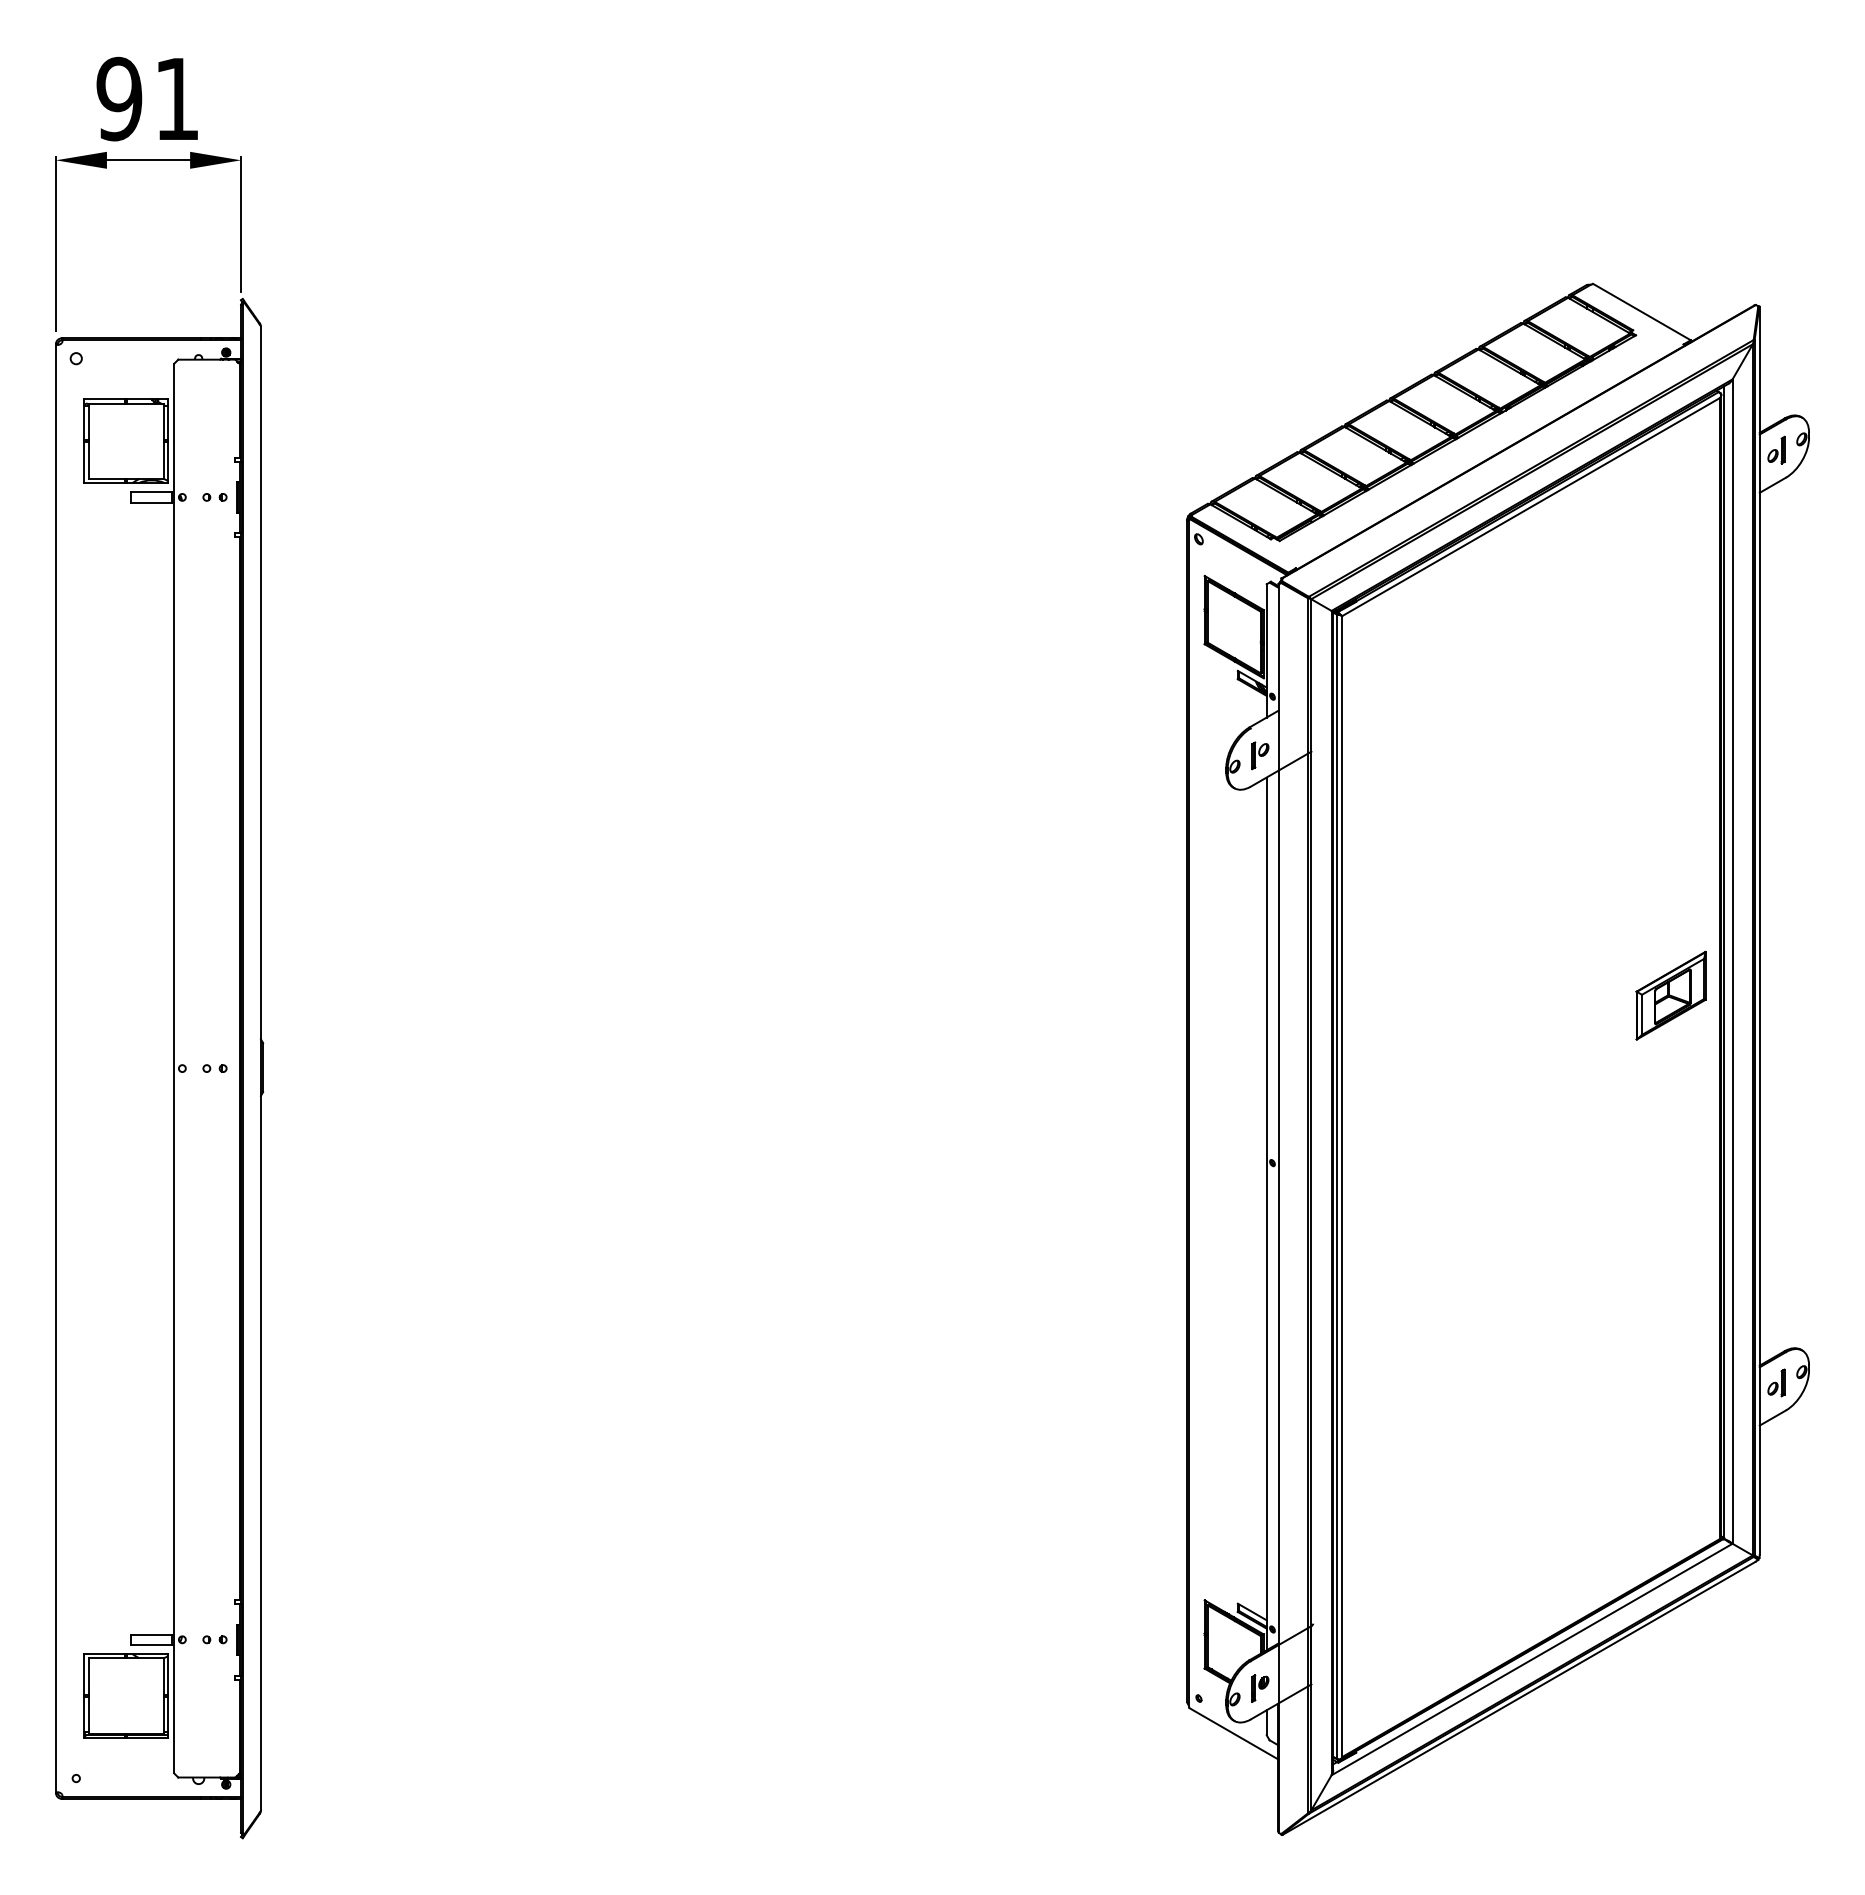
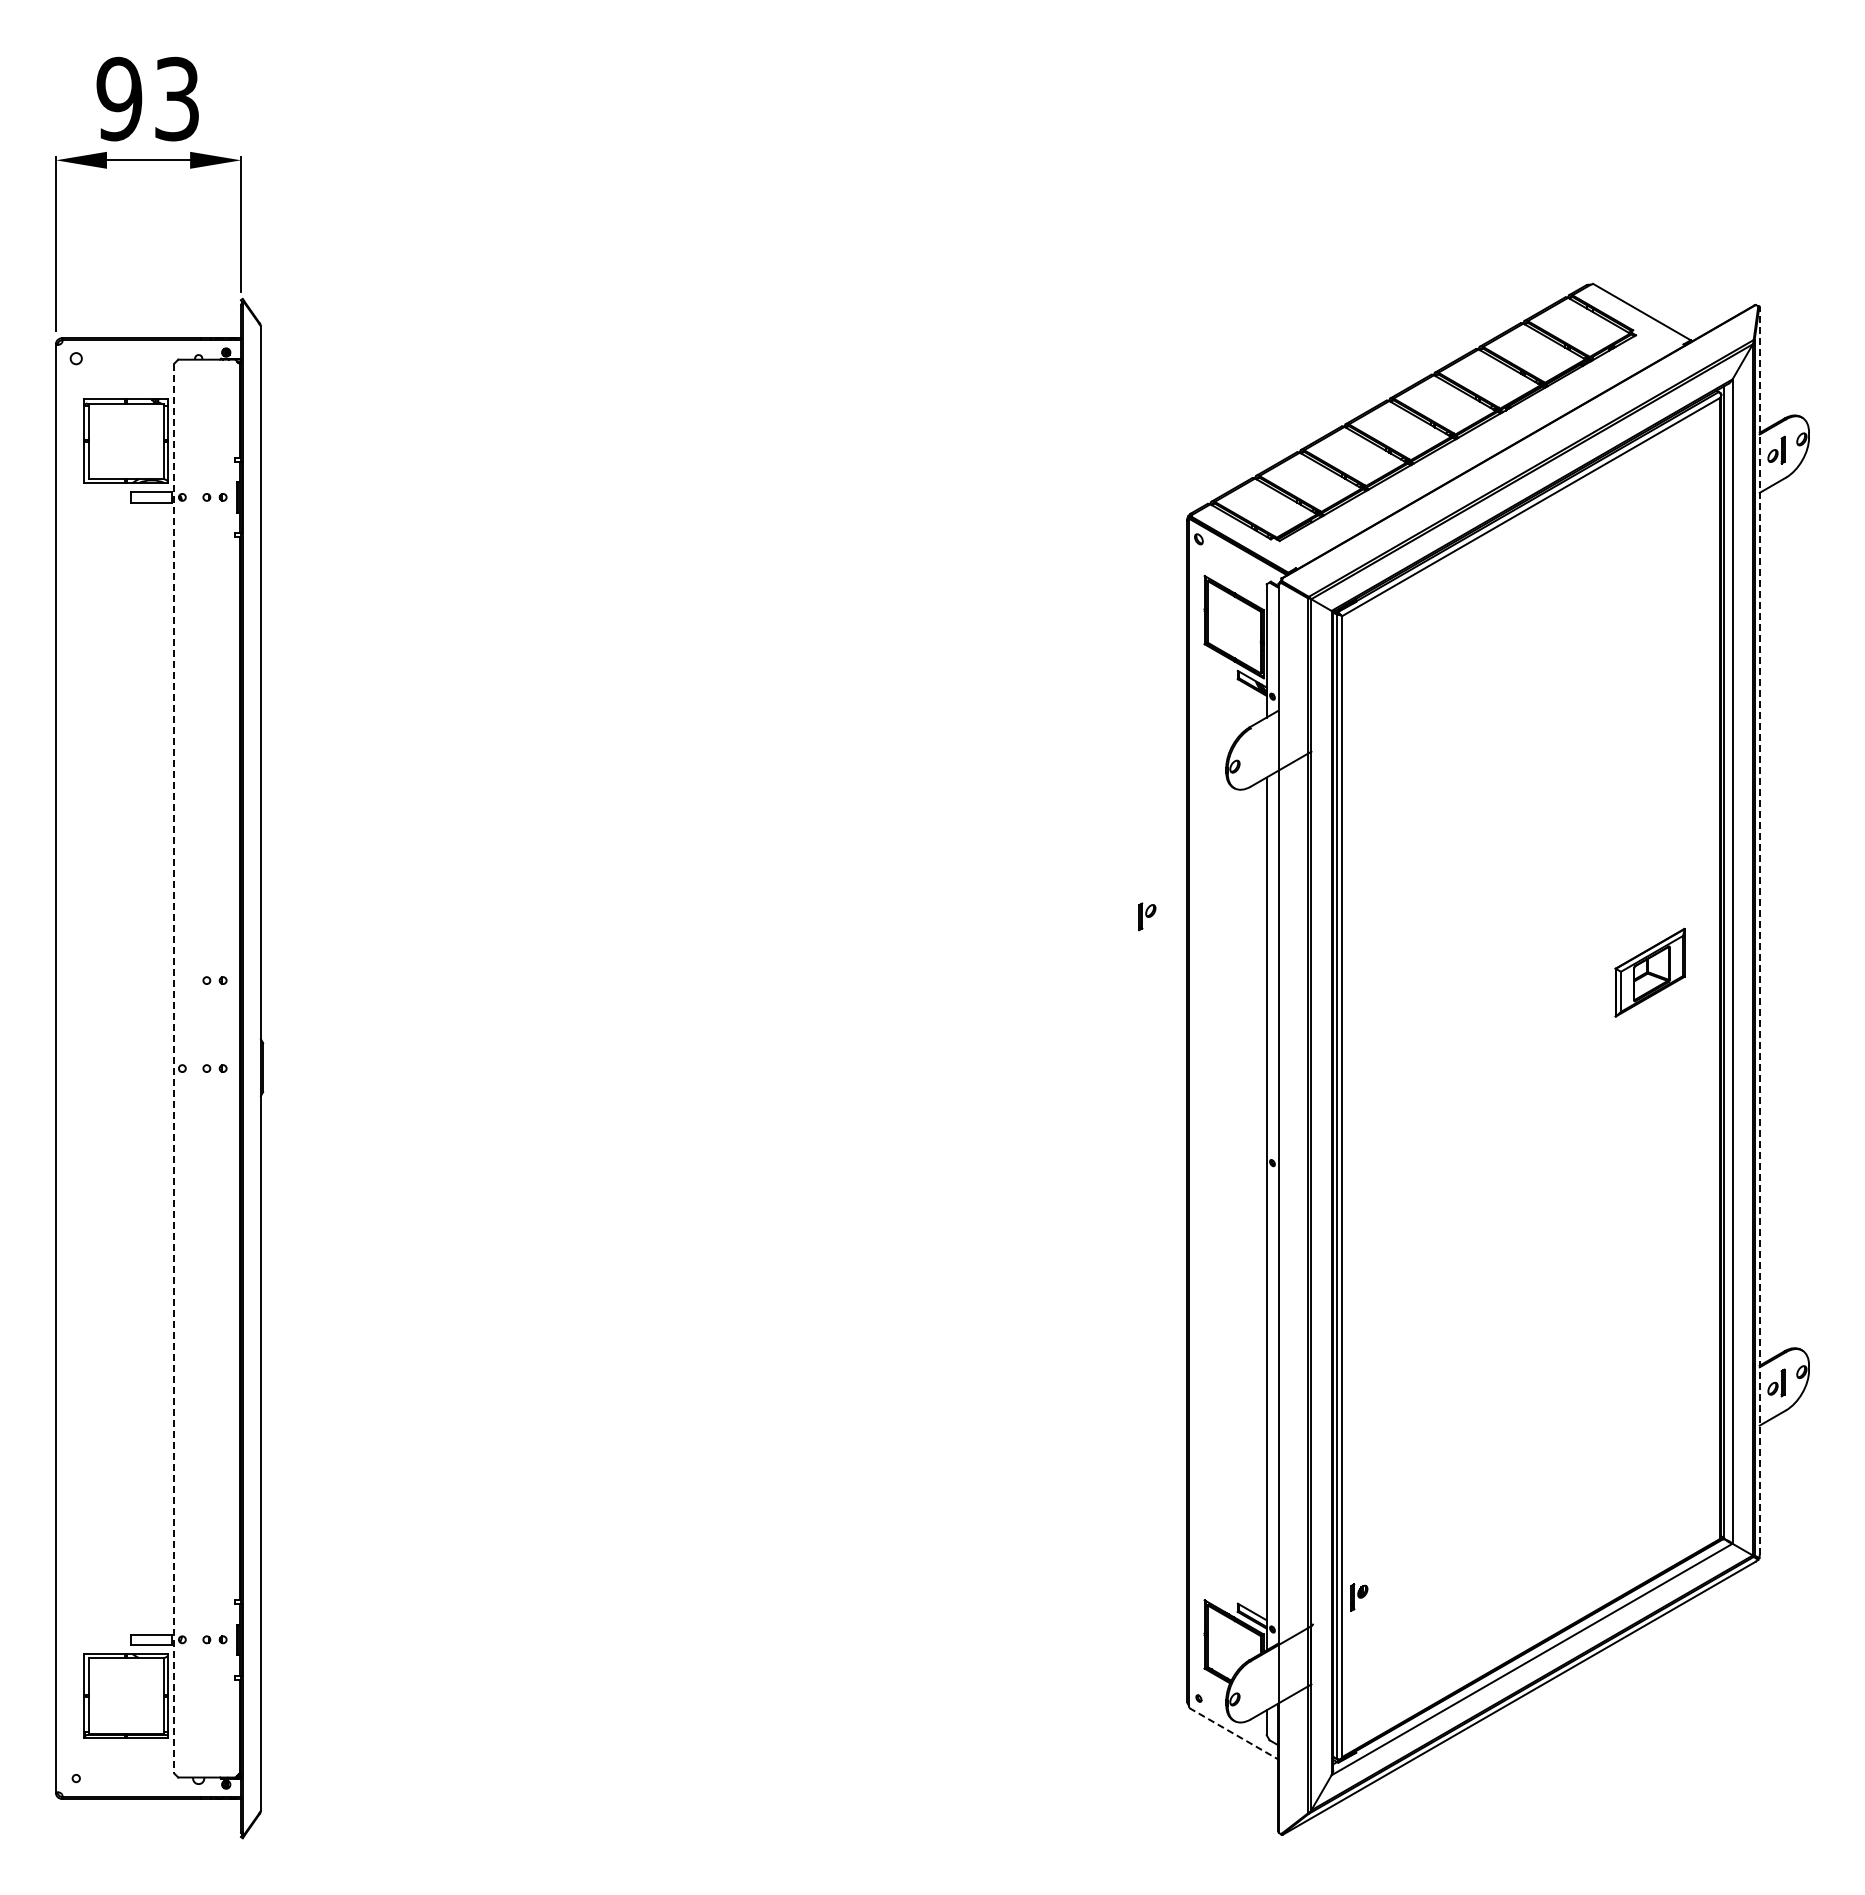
text: 91 -> 93 (176, 98)
part position: (1260, 755) -> (1147, 916) (1147, 916)
line: solid -> dashed (1759, 931)
part: none -> present (214, 980)
part position: (1670, 995) -> (1649, 972) (1649, 972)
line: solid -> dashed (174, 1068)
part position: (1260, 1688) -> (1359, 1597) (1359, 1597)
line: solid -> dashed (1234, 1733)
